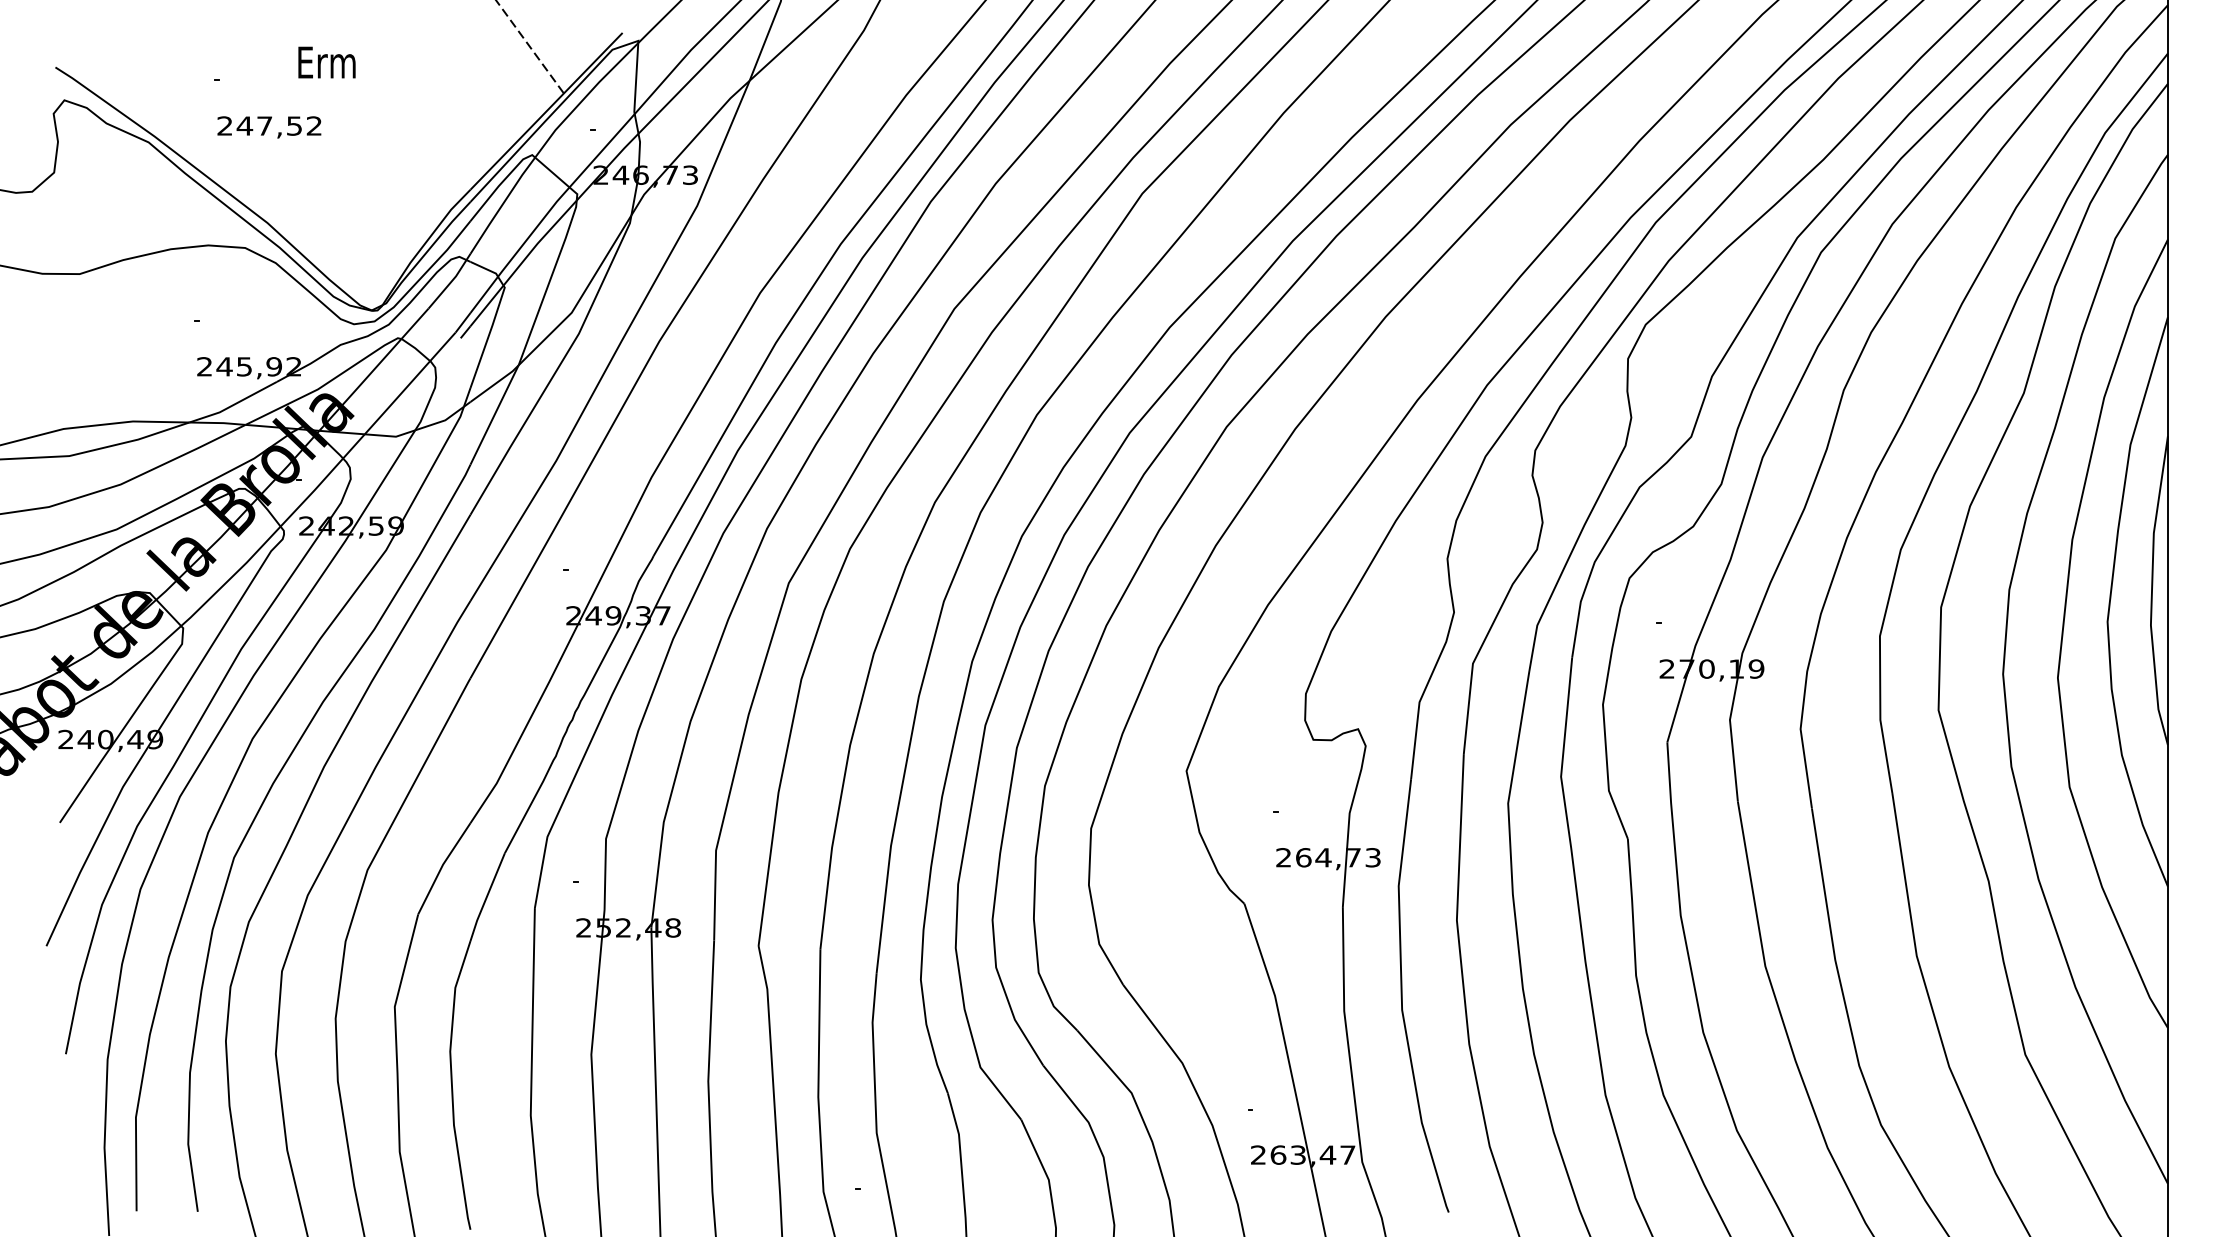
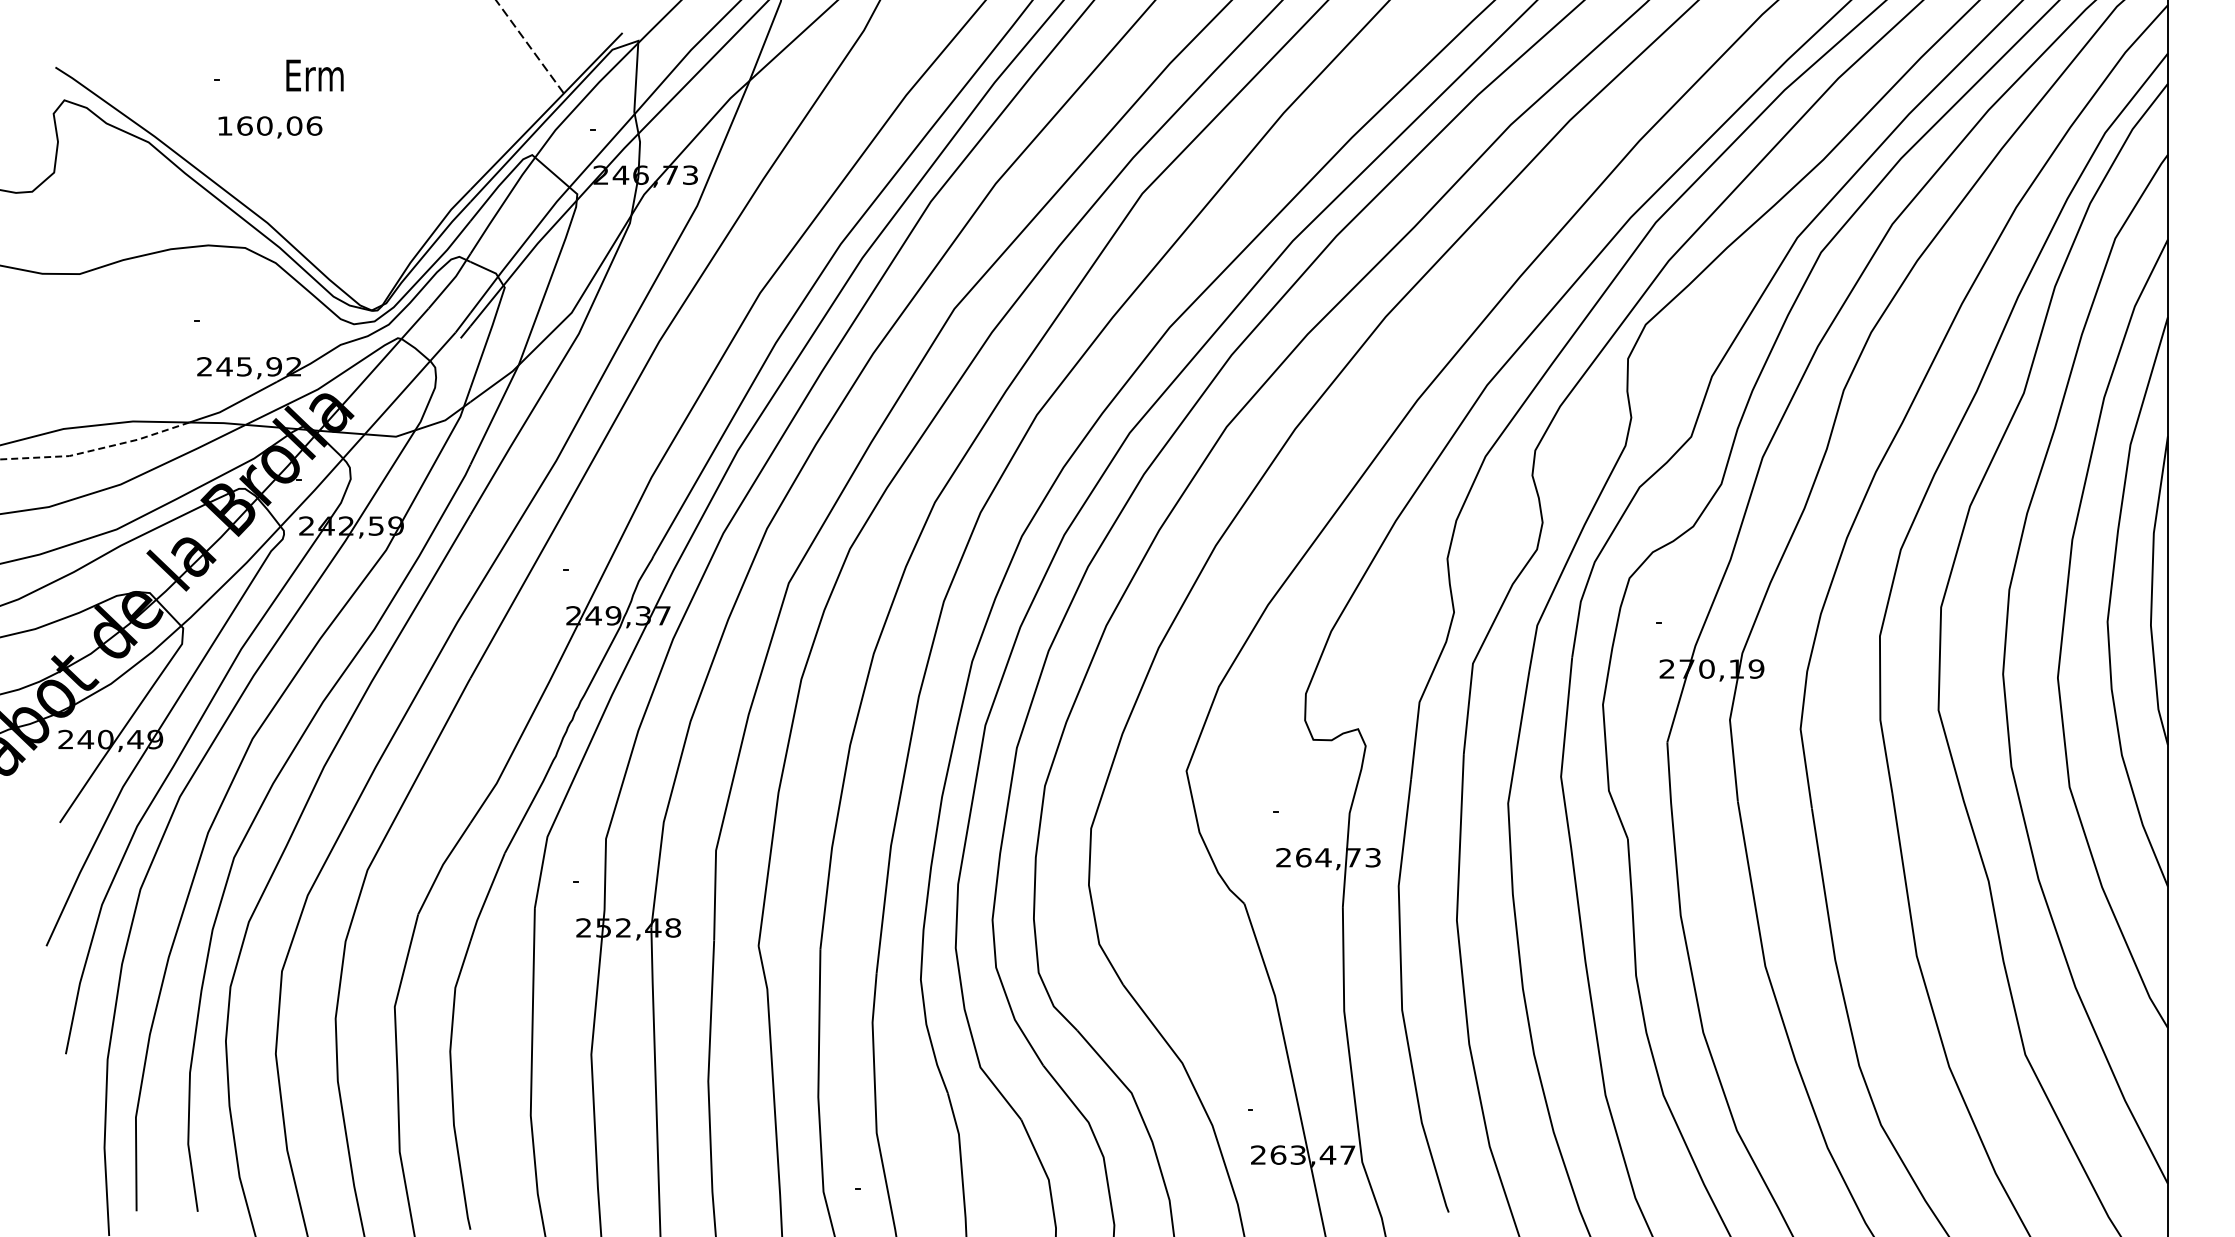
text position: (326, 62) -> (314, 75) (314, 75)
text: 247,52 -> 160,06 (269, 125)
line: solid -> dashed (96, 449)
